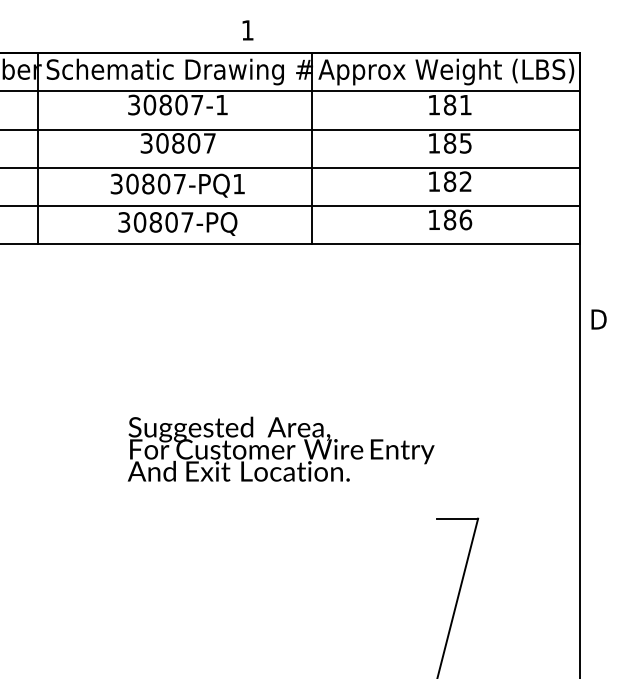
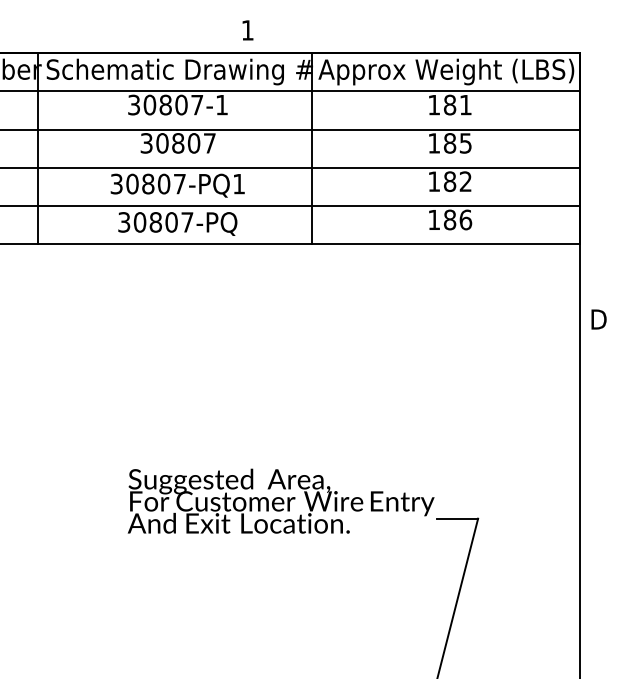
text position: (280, 448) -> (280, 500) (280, 500)
